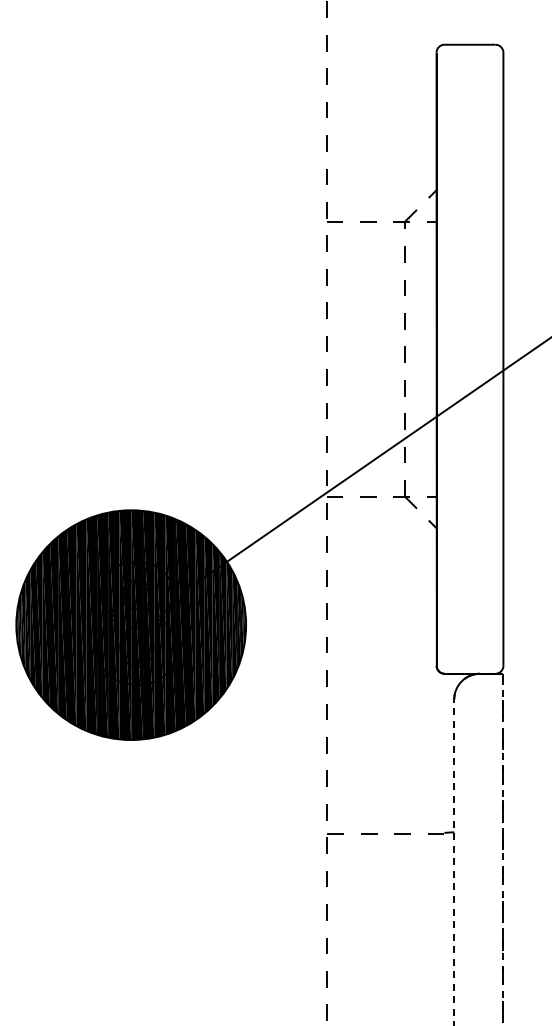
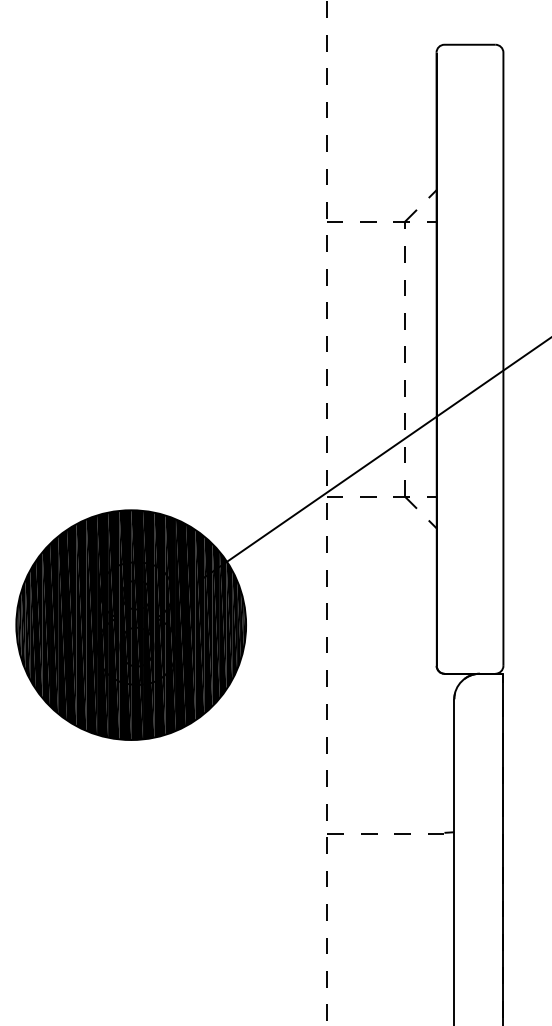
line: dashed -> solid (503, 836)
line: dashed -> solid (454, 861)
